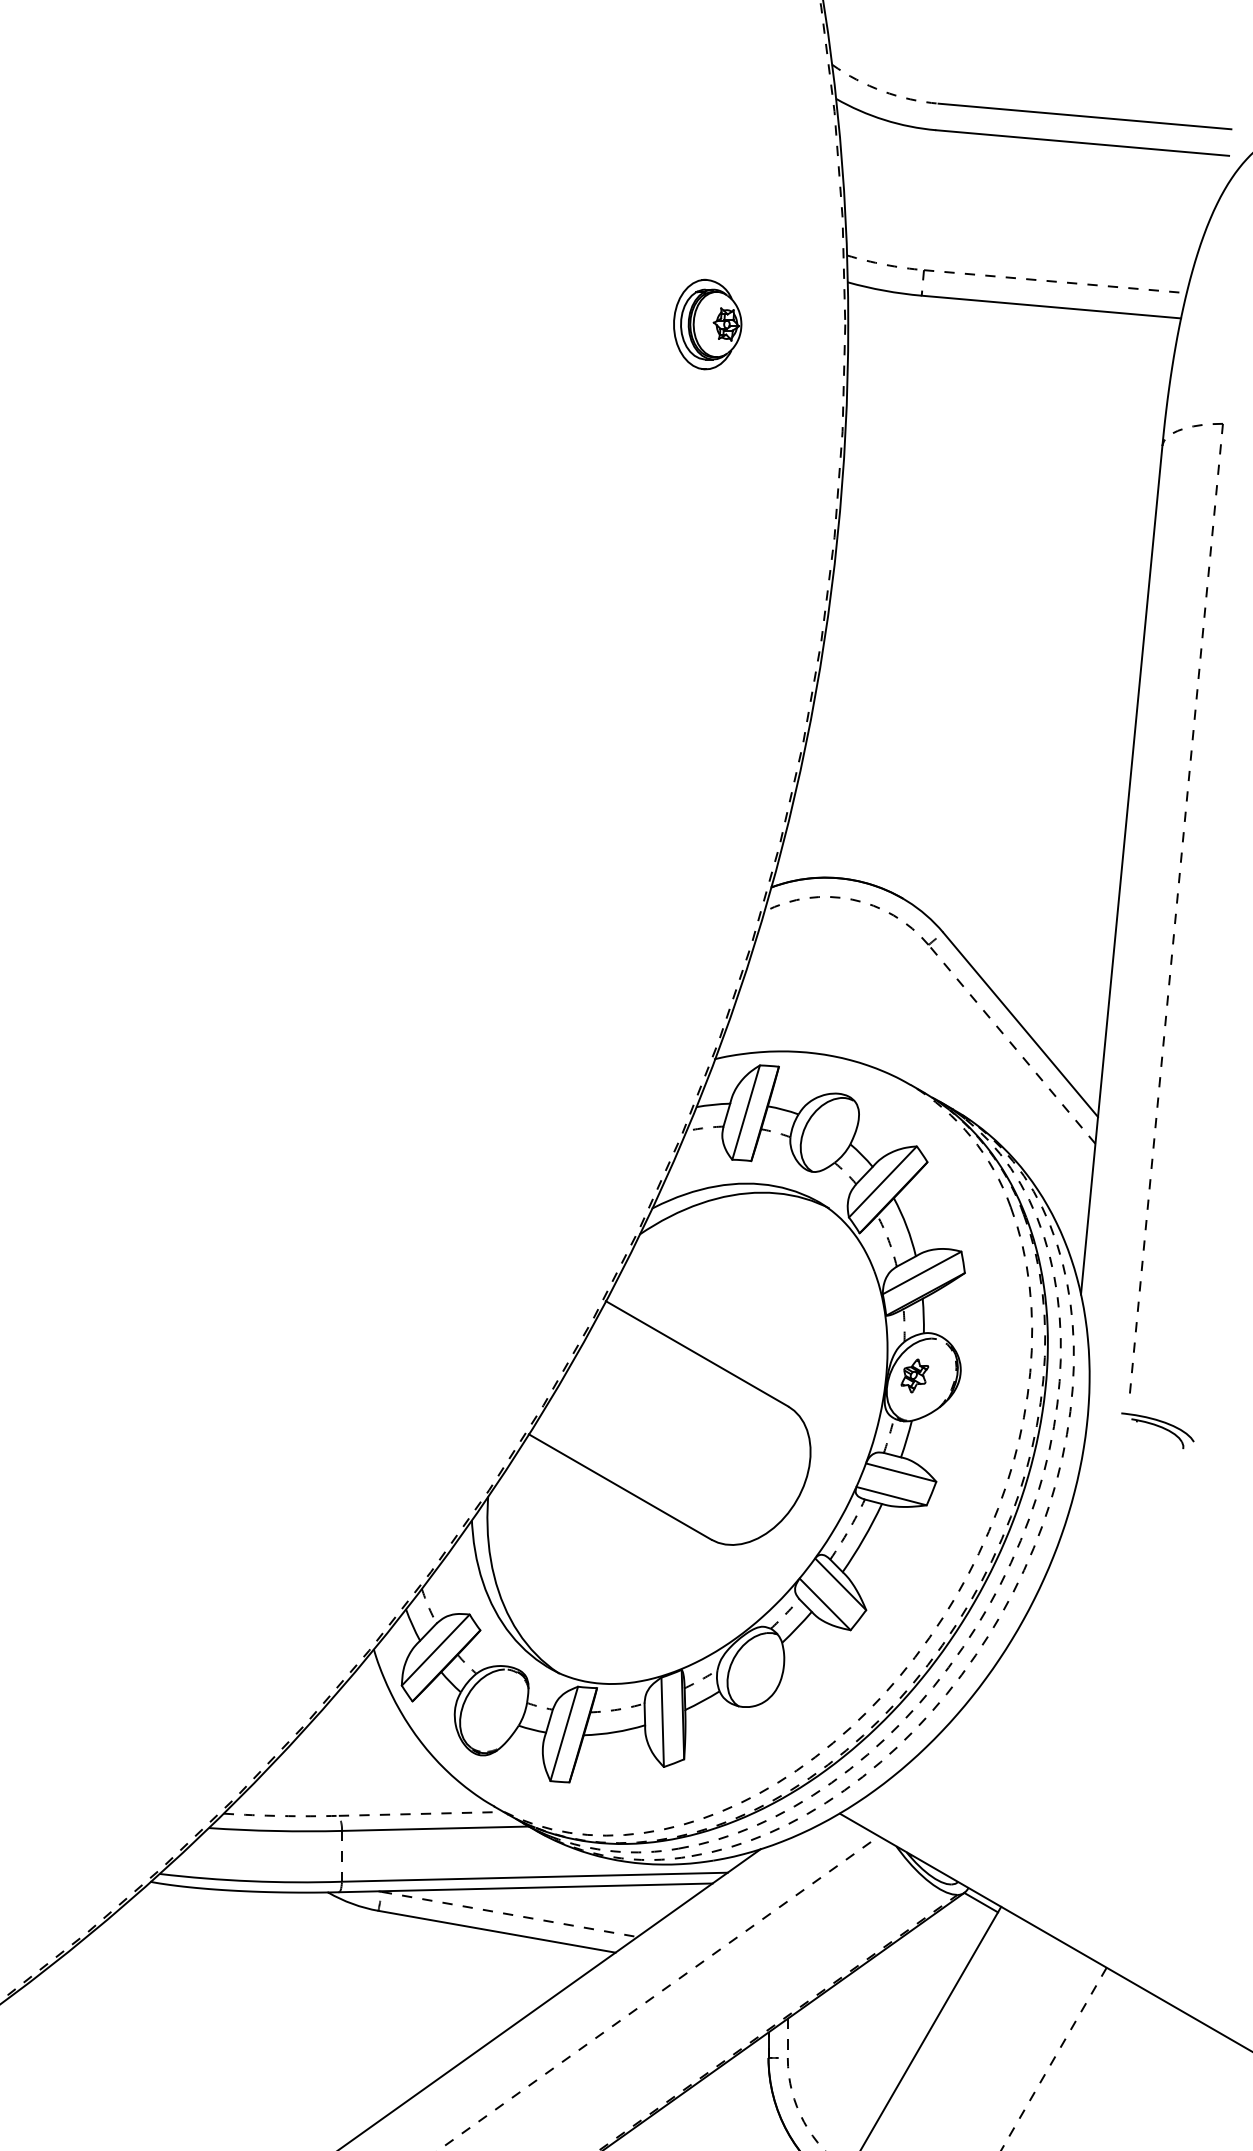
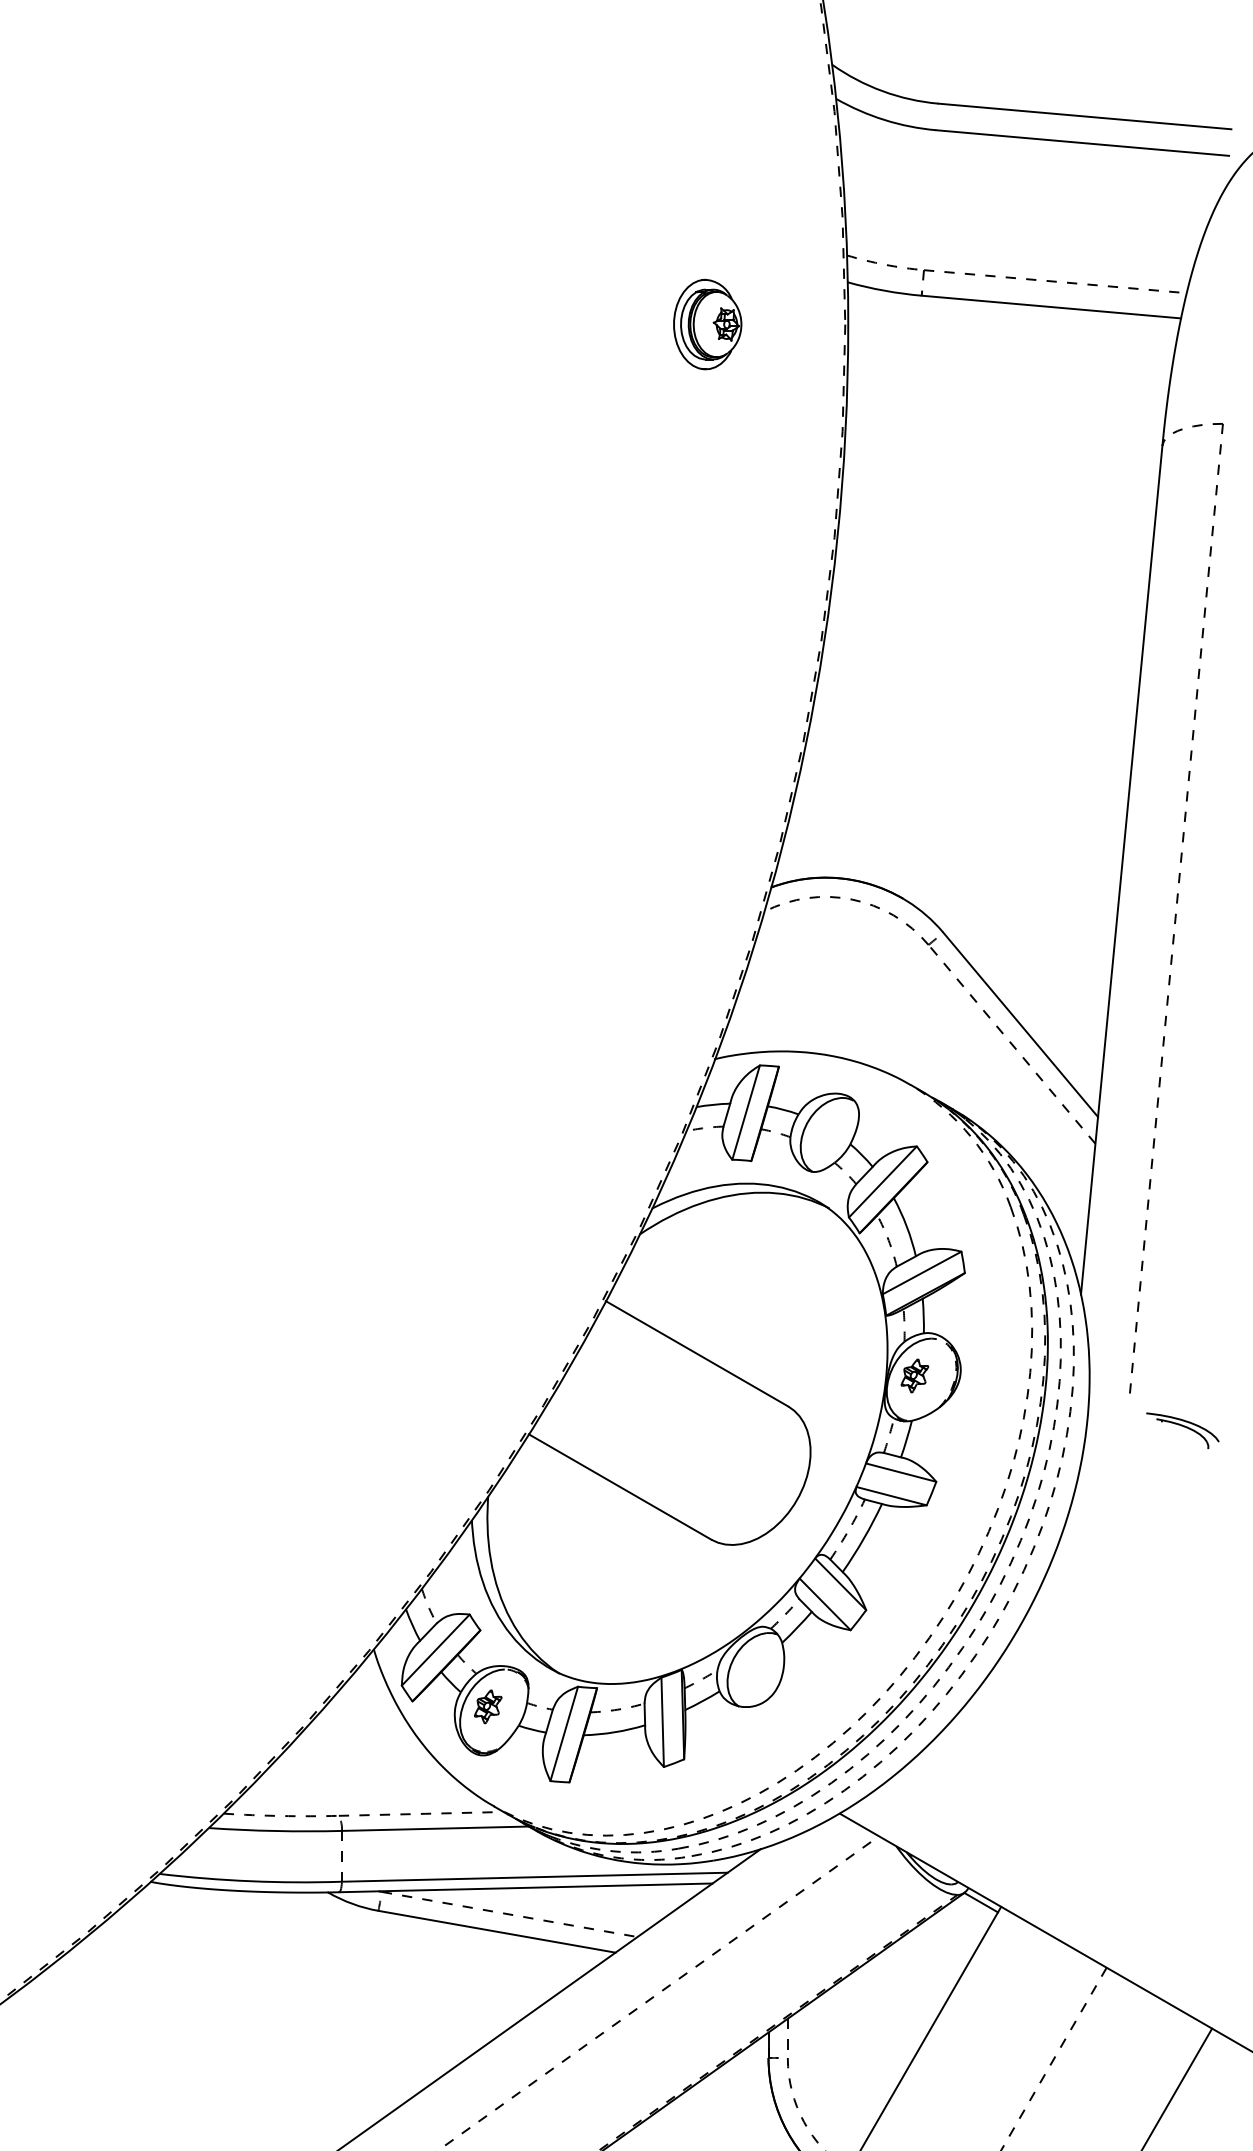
arc: dashed -> solid (882, 91)
part position: (1157, 1430) -> (1182, 1430) (1182, 1430)
part: none -> present (488, 1706)
line: none -> present (1177, 2087)
